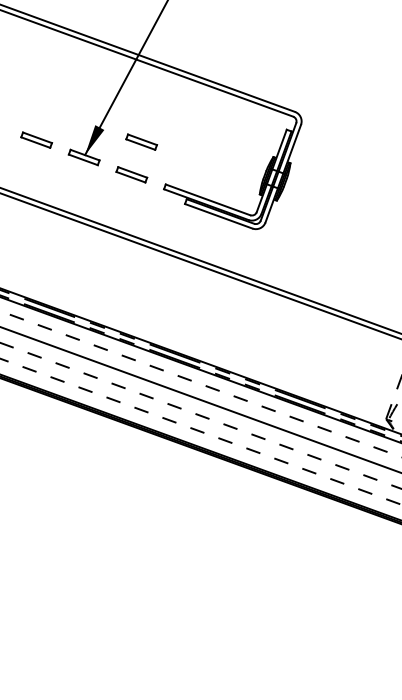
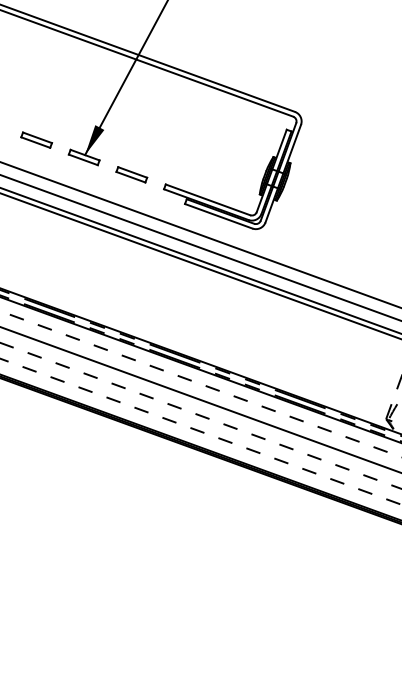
part: present -> none (141, 141)
line: none -> present (200, 234)
line: none -> present (200, 247)
